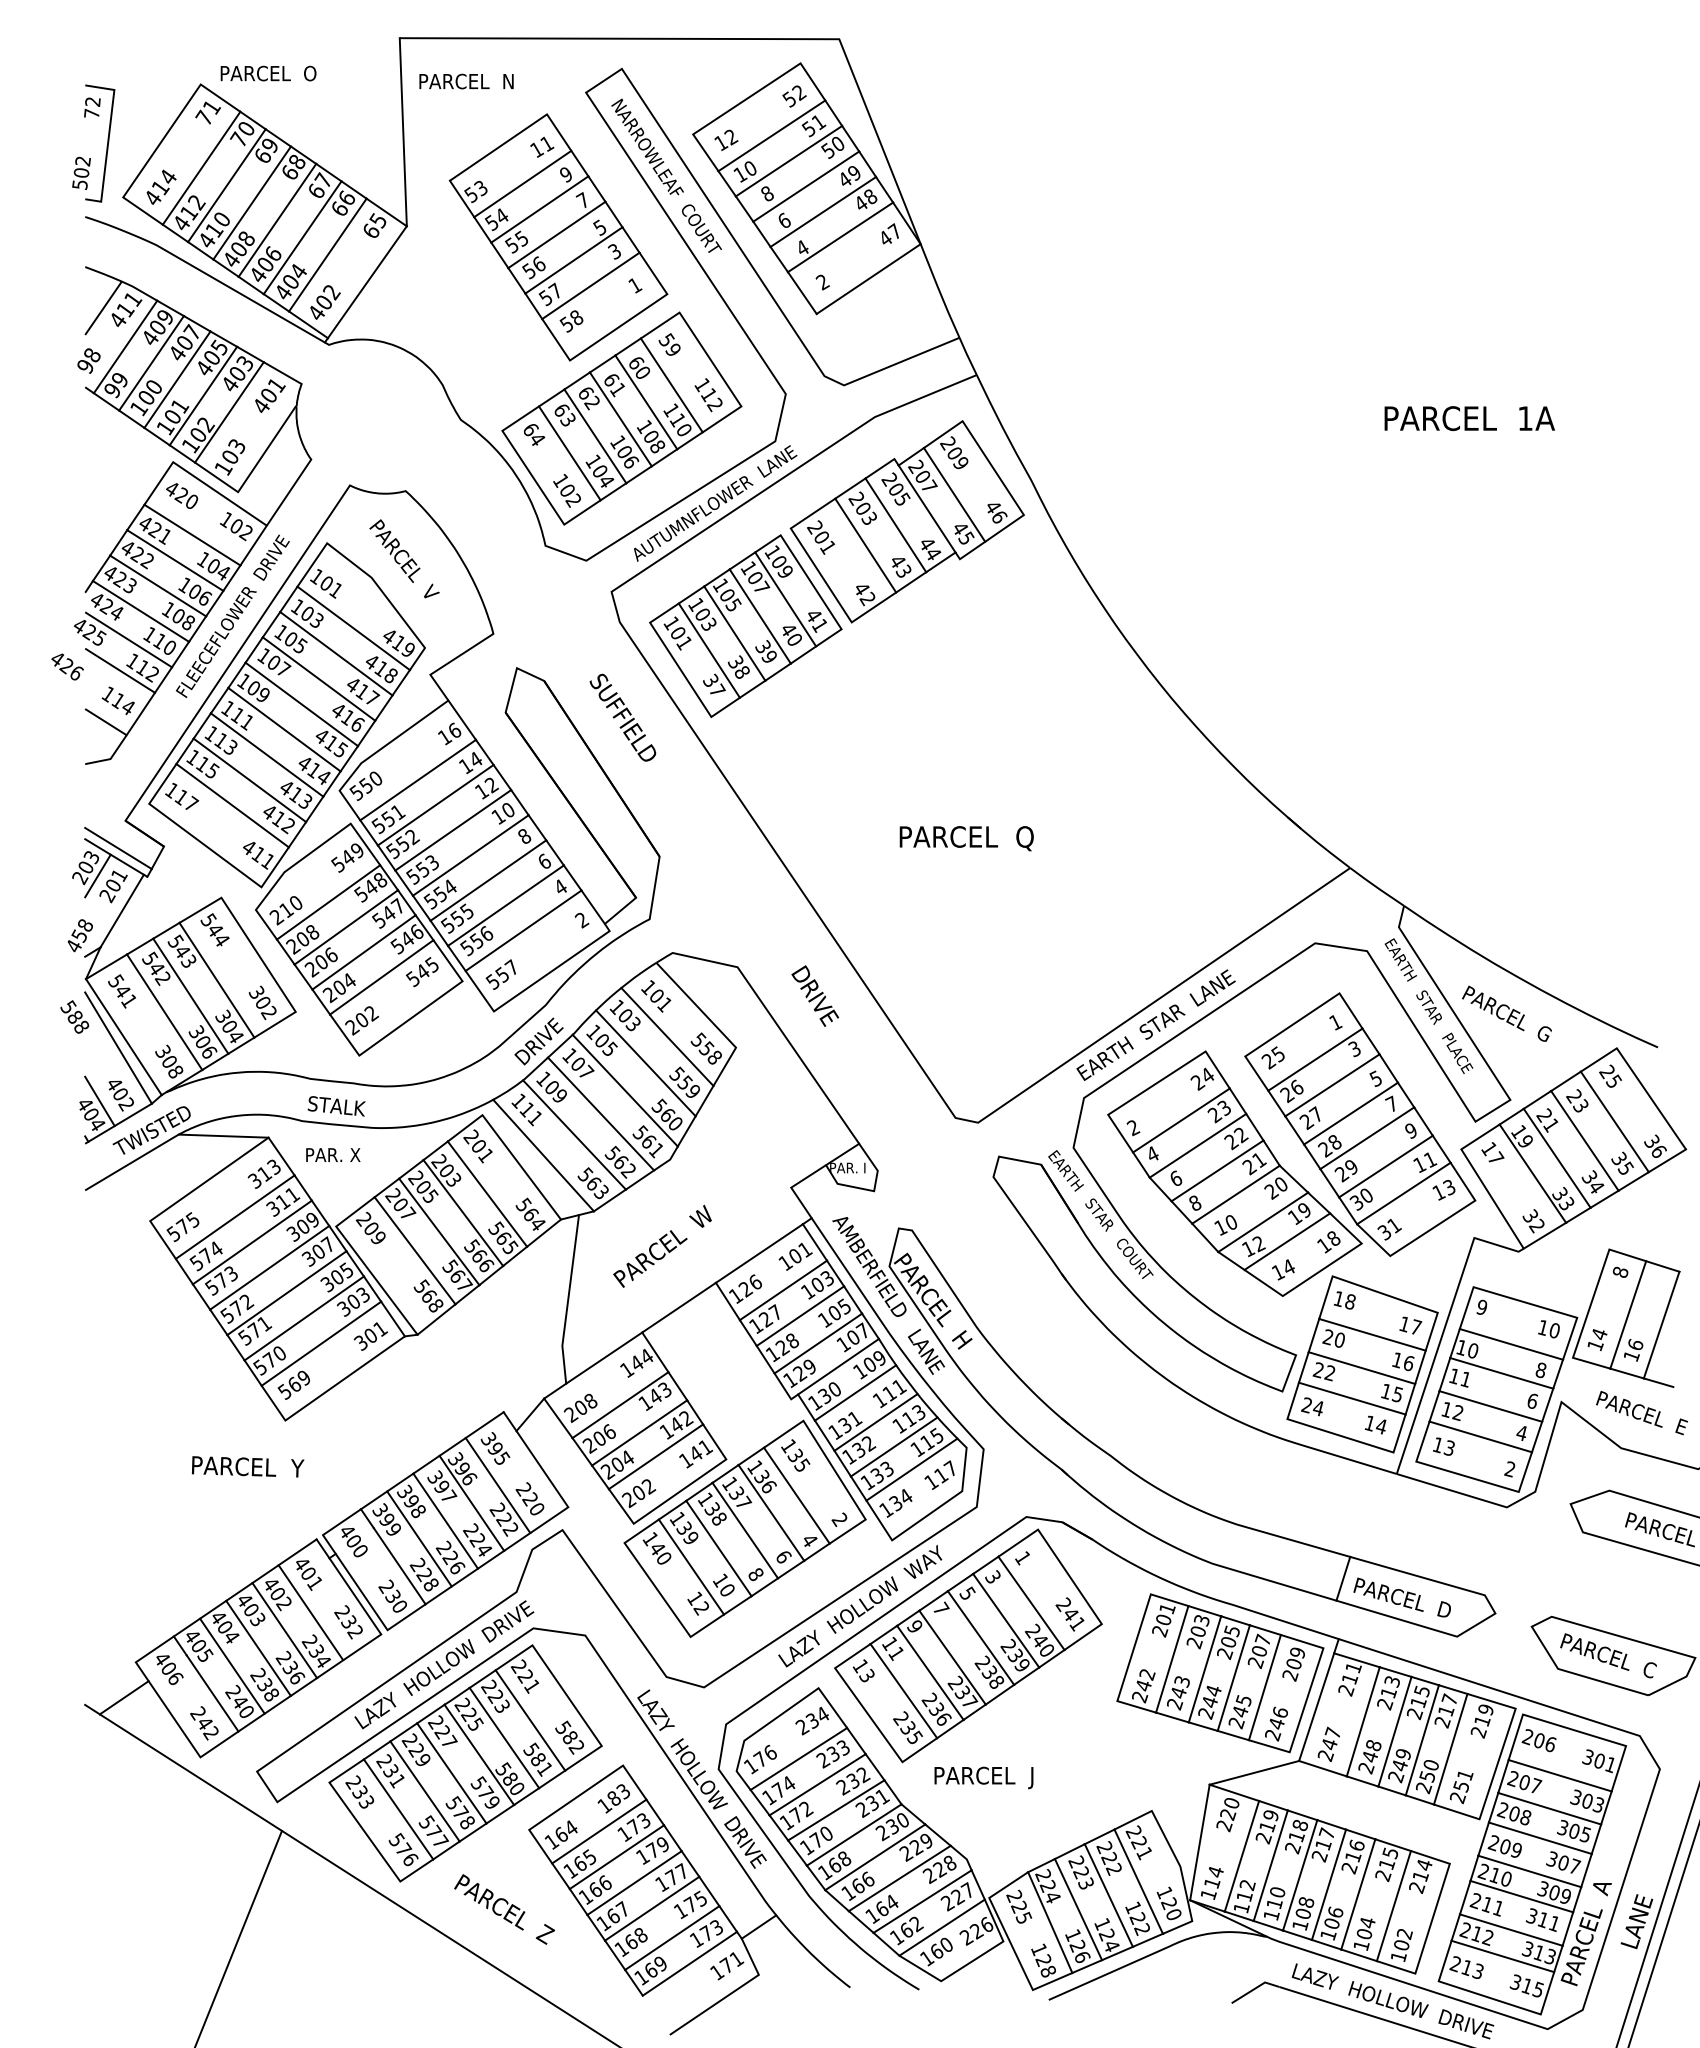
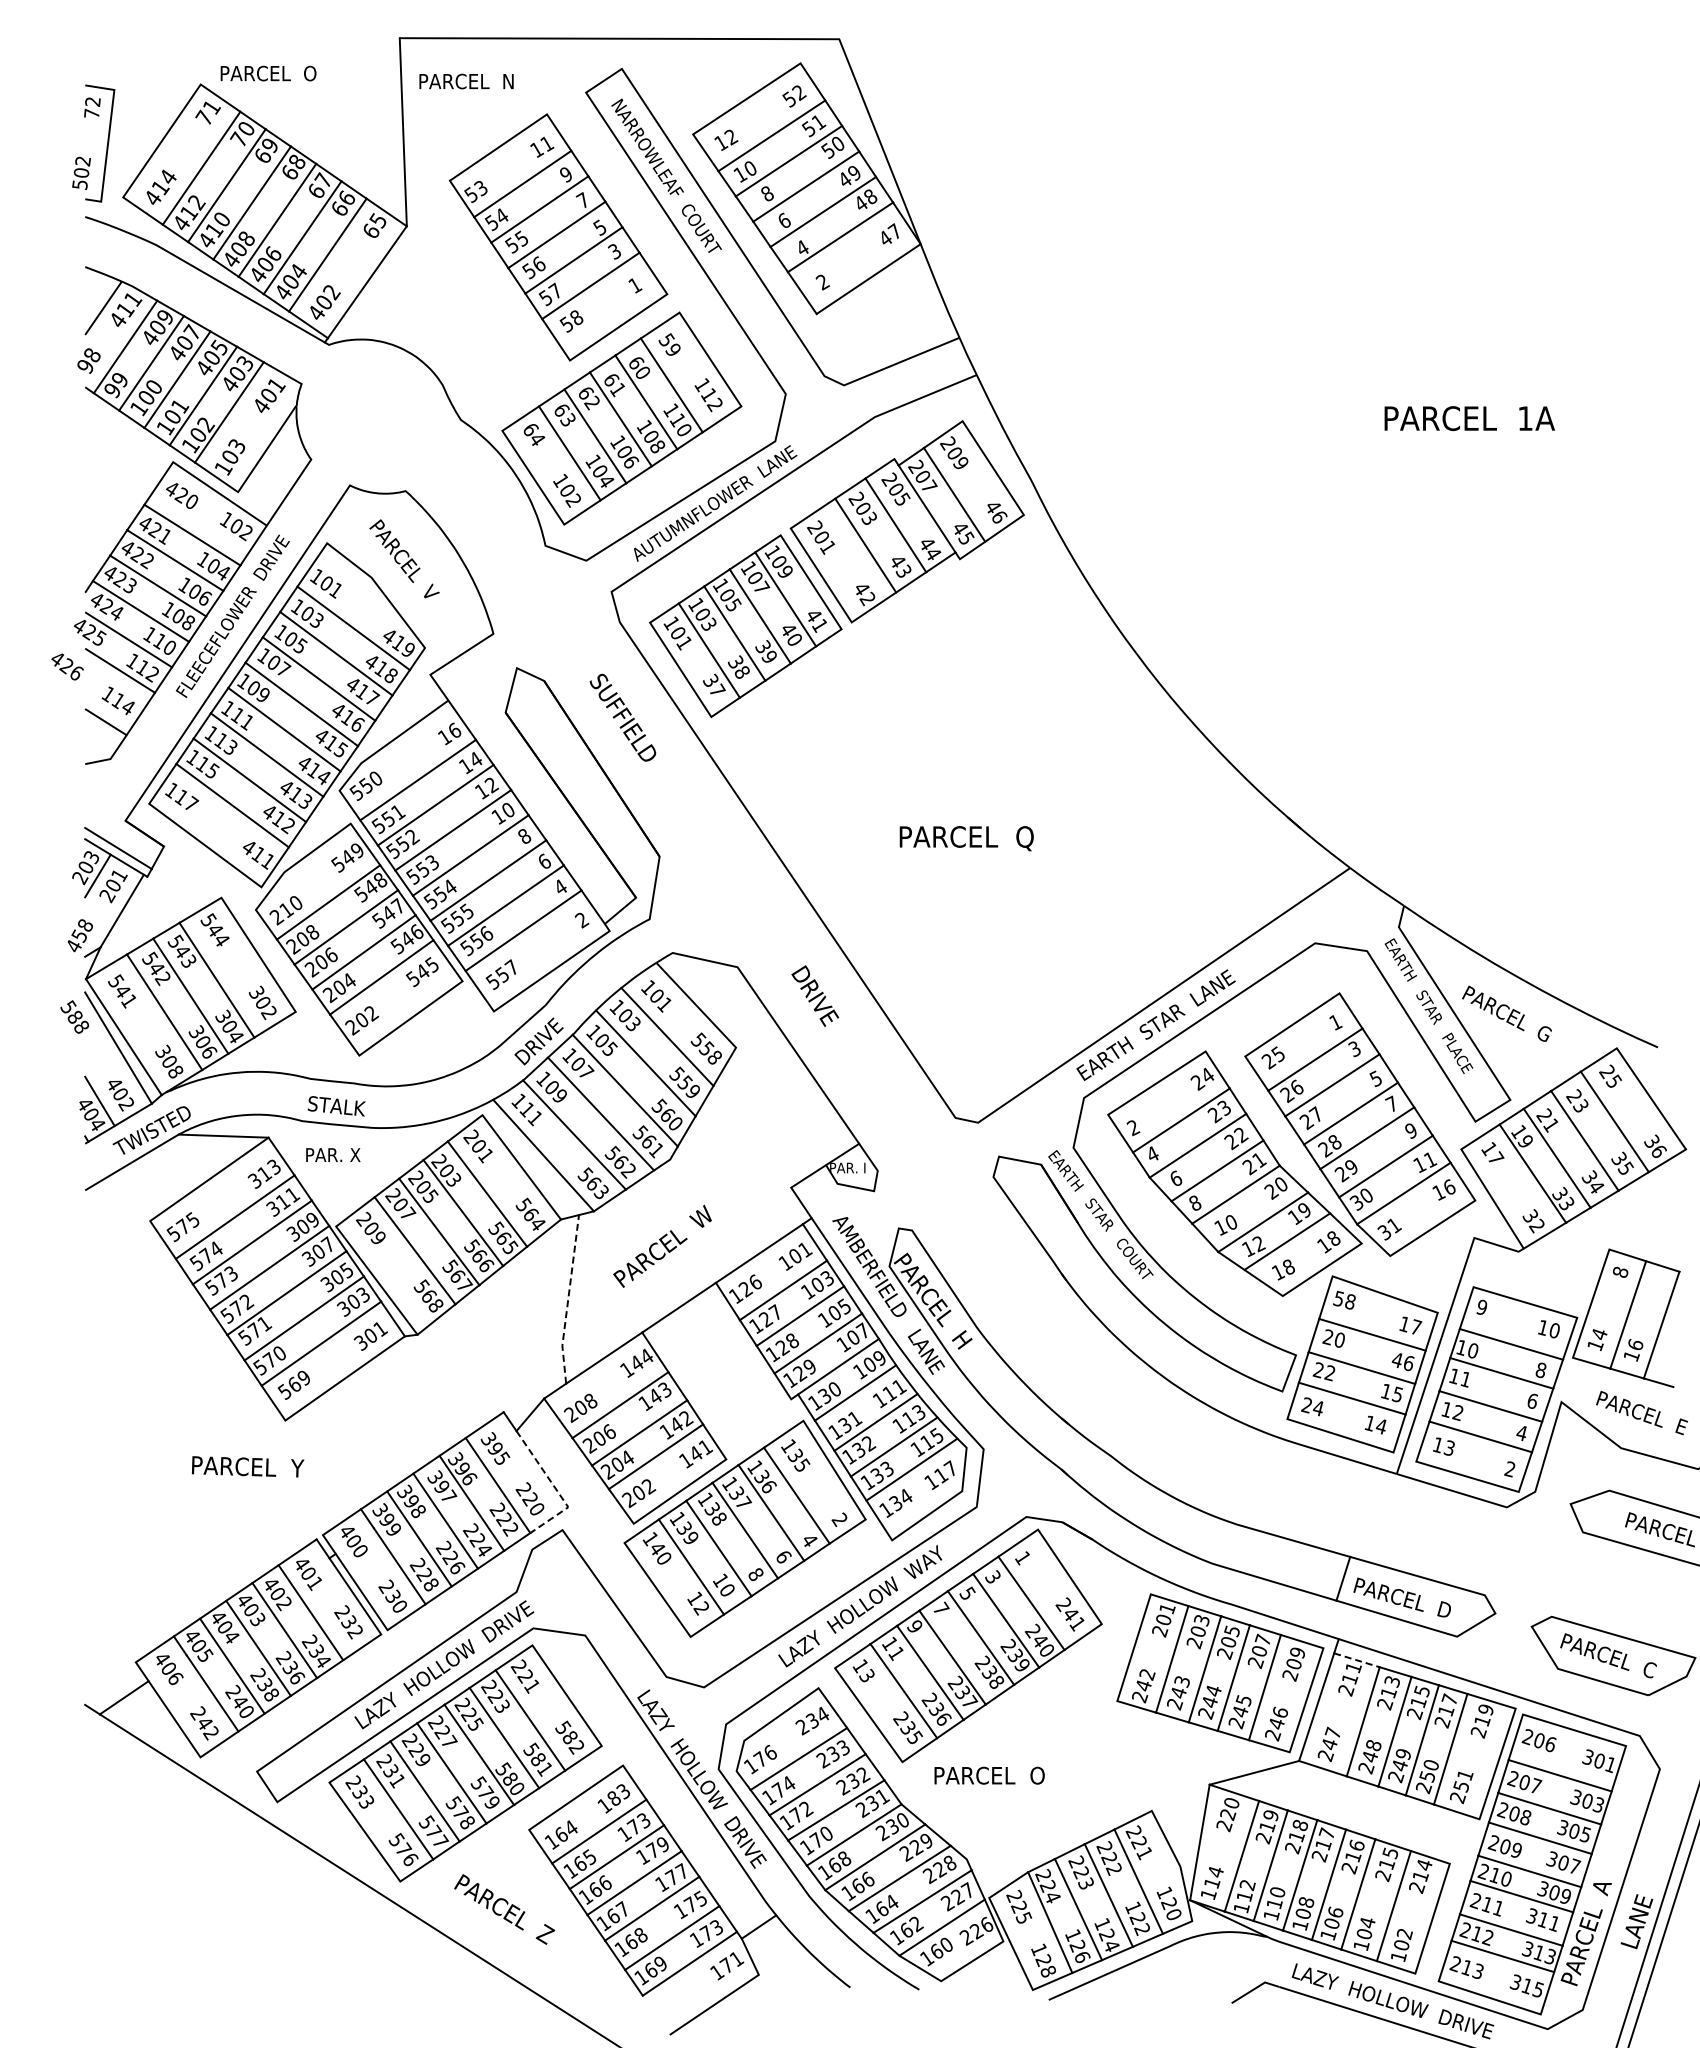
text: 13 -> 16 (1449, 1187)
text: 14 -> 18 (1288, 1266)
text: 18 -> 58 (1338, 1298)
line: solid -> dashed (568, 1300)
text: 16 -> 46 (1396, 1360)
line: solid -> dashed (555, 1488)
line: solid -> dashed (1356, 1660)
text: PARCEL  J -> PARCEL  O (1036, 1777)
line: present -> none (238, 1937)
